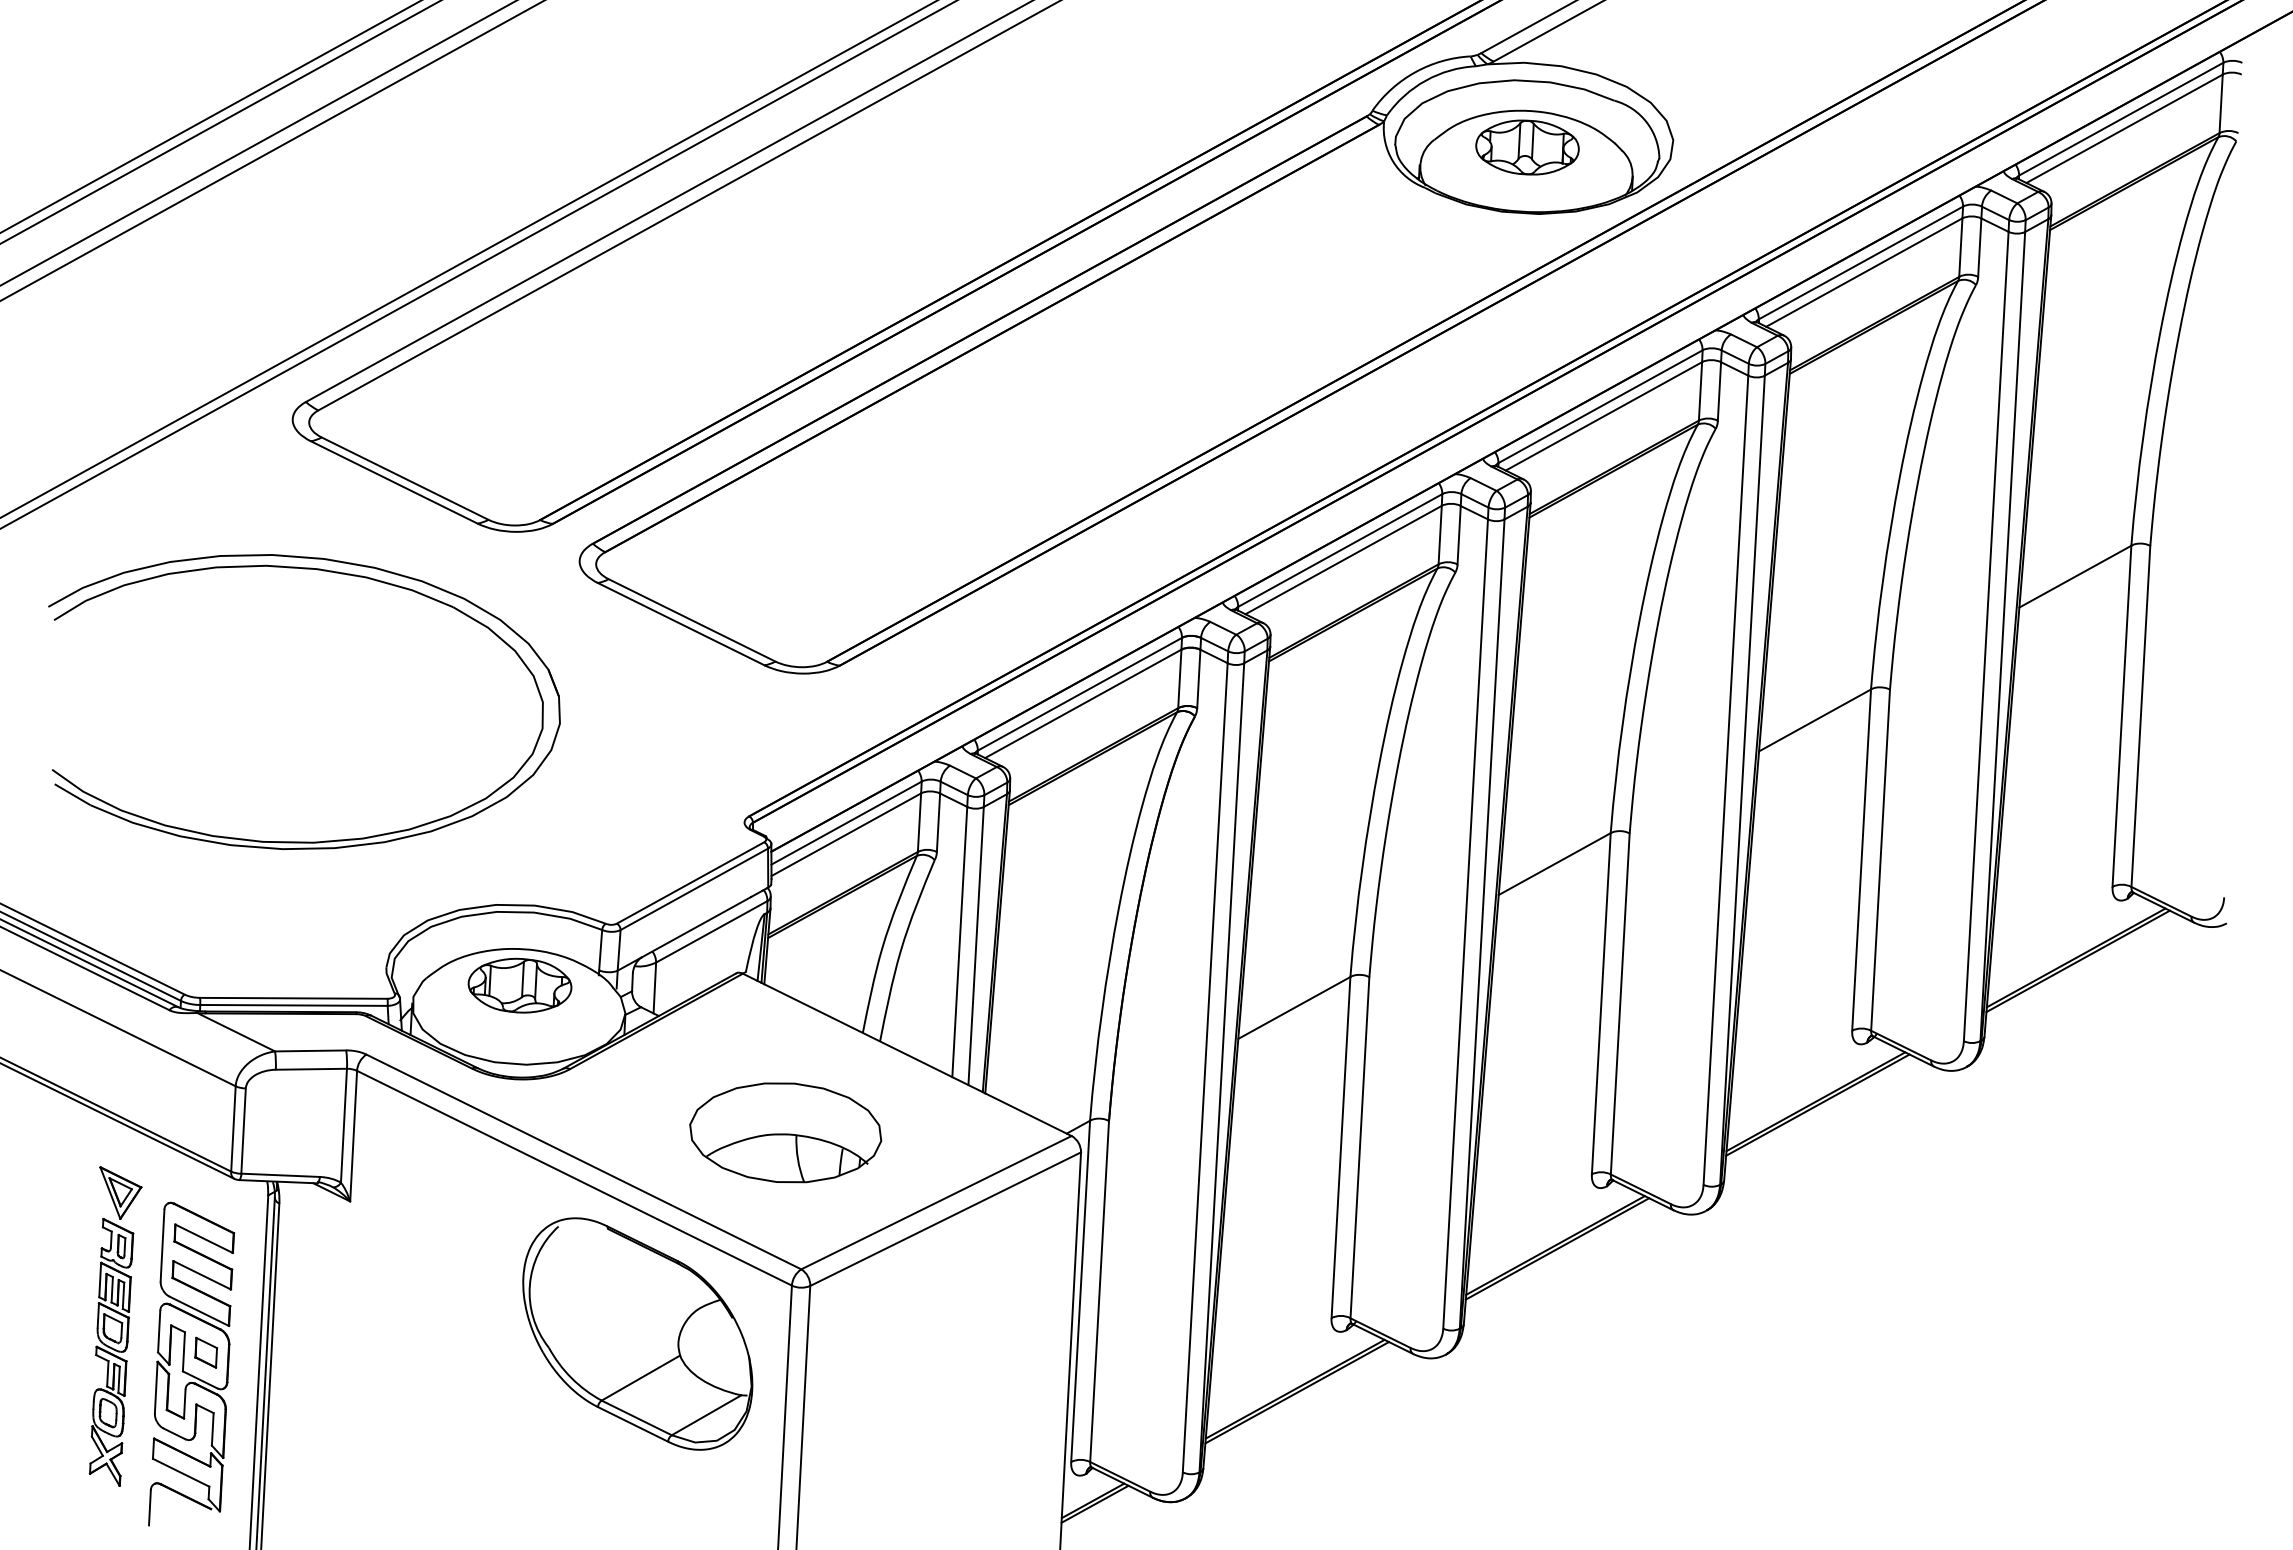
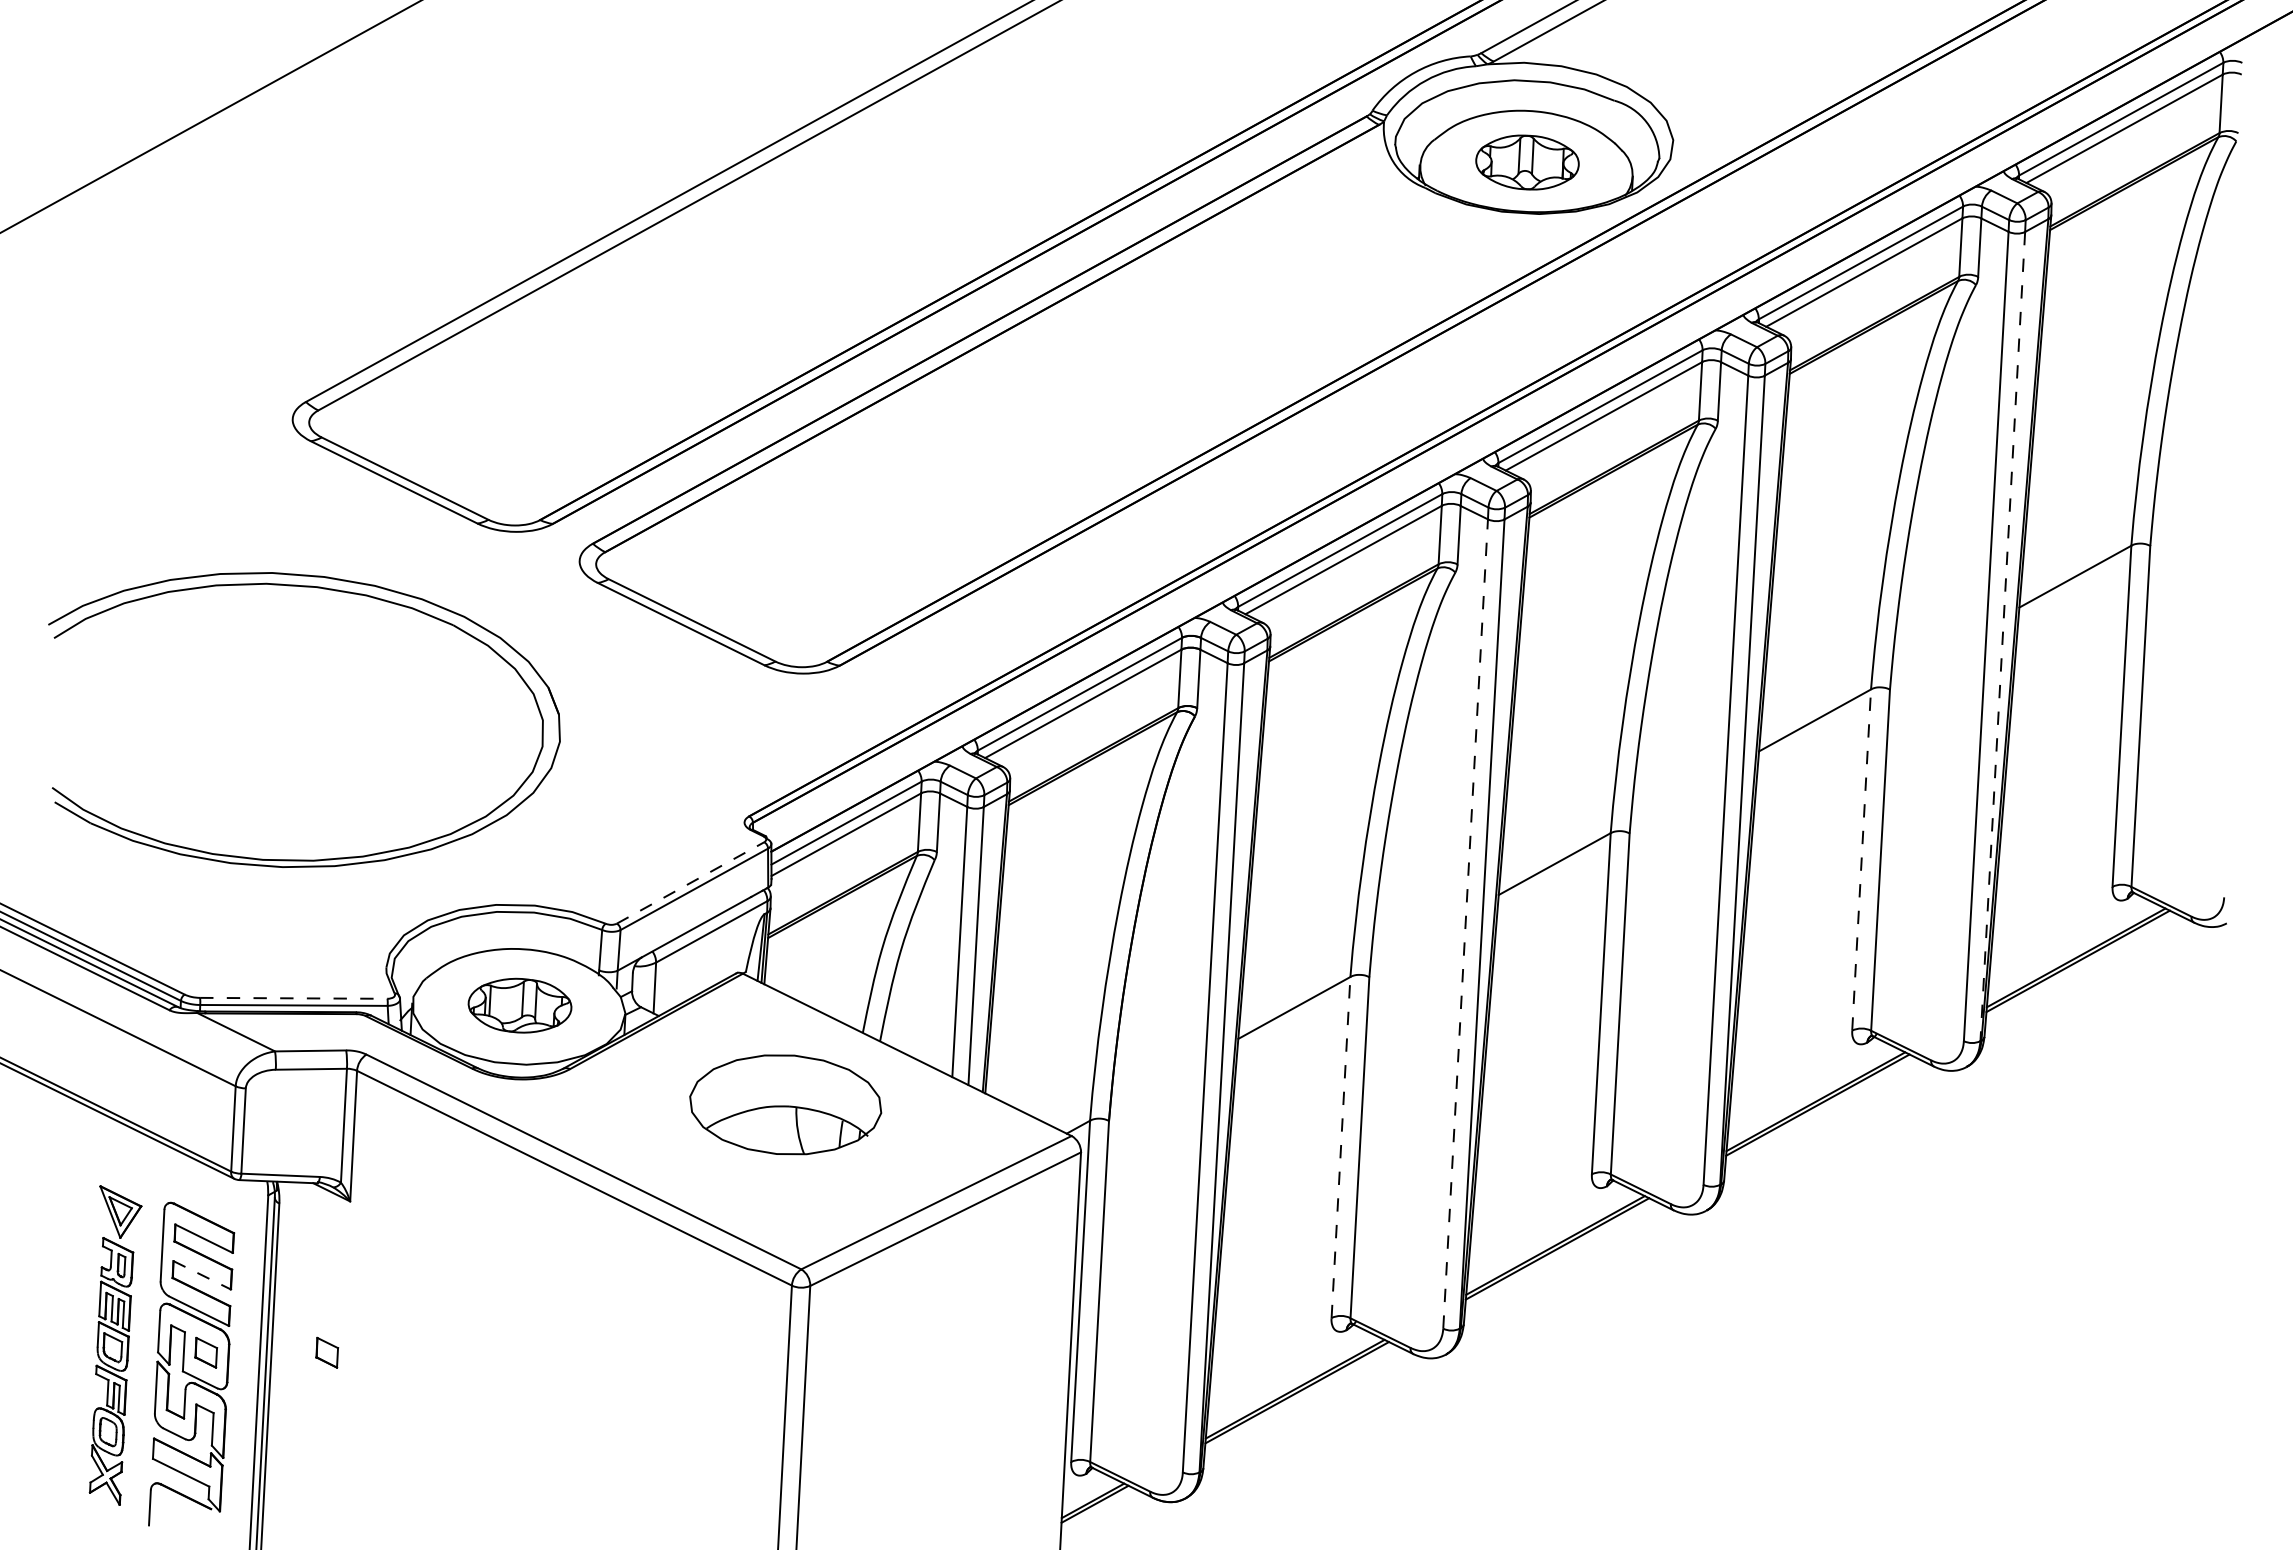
line: present -> none (219, 122)
line: present -> none (257, 143)
part position: (1527, 147) -> (1527, 162) (1527, 162)
line: present -> none (271, 150)
line: present -> none (467, 259)
line: present -> none (477, 264)
part position: (323, 571) -> (323, 589) (323, 589)
line: solid -> dashed (2002, 637)
line: solid -> dashed (1861, 860)
line: solid -> dashed (691, 882)
line: solid -> dashed (1465, 923)
part position: (519, 985) -> (519, 1005) (519, 1005)
line: solid -> dashed (293, 998)
part position: (785, 1132) -> (785, 1104) (785, 1104)
line: solid -> dashed (1341, 1147)
line: solid -> dashed (202, 1275)
part position: (115, 1326) -> (115, 1345) (115, 1345)
part: present -> none (637, 1333)
part: none -> present (327, 1352)
